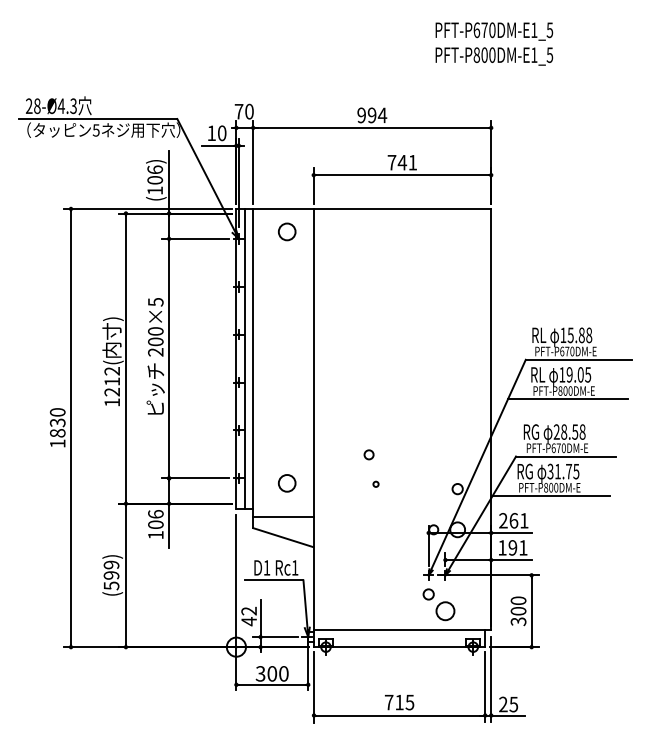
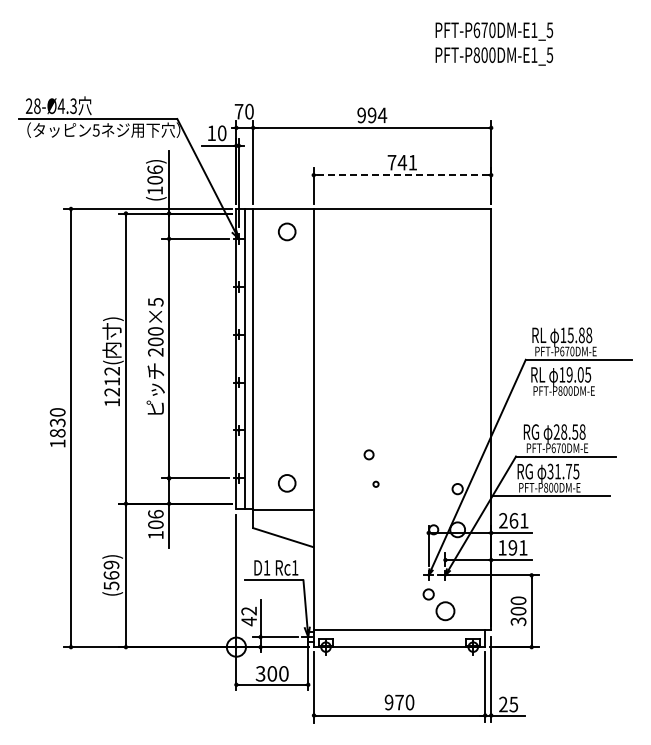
line: solid -> dashed (401, 175)
line: present -> none (567, 399)
line position: (283, 516) -> (283, 509) (283, 509)
text: (599) -> (569) (111, 575)
text: 715 -> 970 (399, 702)
